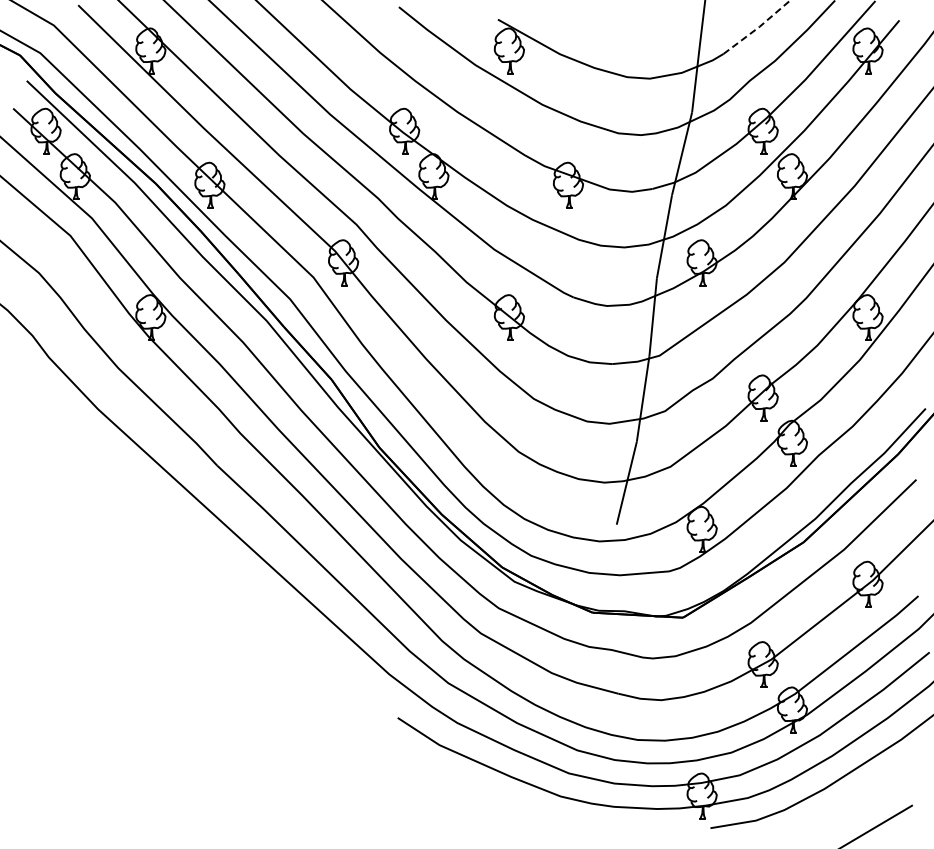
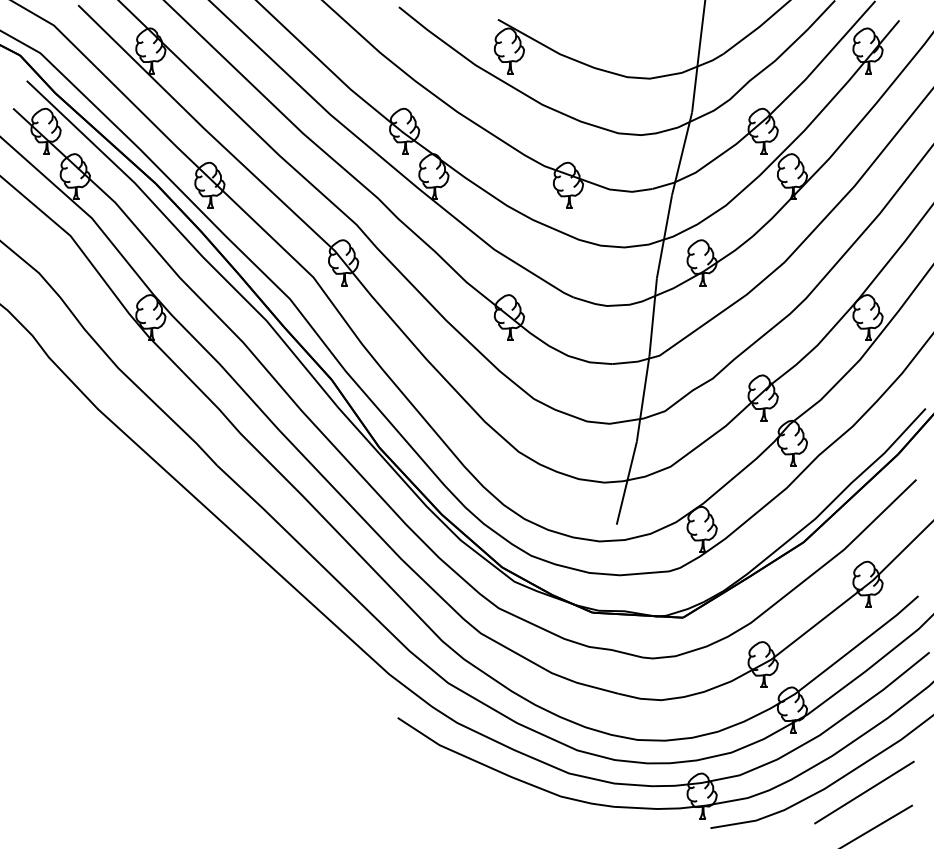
line: dashed -> solid (758, 27)
line: none -> present (864, 792)
